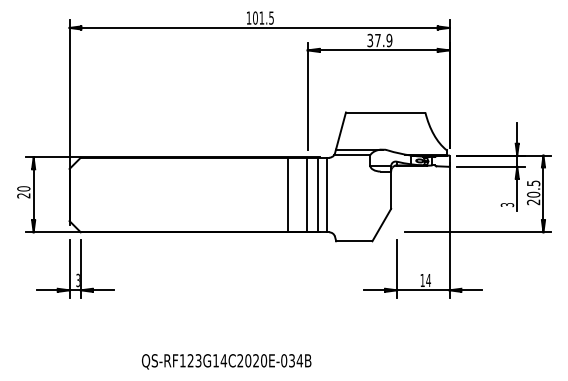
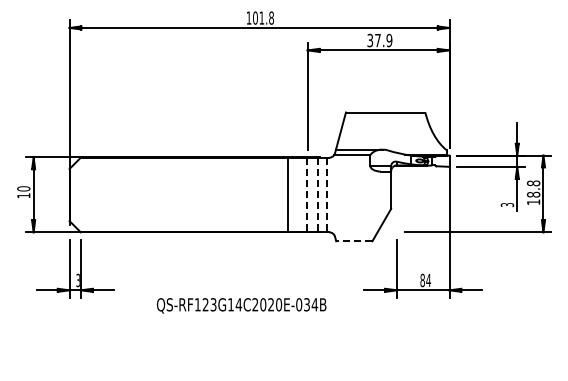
text: 101.5 -> 101.8 (271, 17)
text: 20.5 -> 18.8 (533, 192)
text: 20 -> 10 (23, 195)
line: solid -> dashed (307, 195)
line: solid -> dashed (317, 195)
line: solid -> dashed (327, 195)
line: solid -> dashed (353, 241)
text: 14 -> 84 (422, 280)
text position: (226, 361) -> (241, 305) (241, 305)
